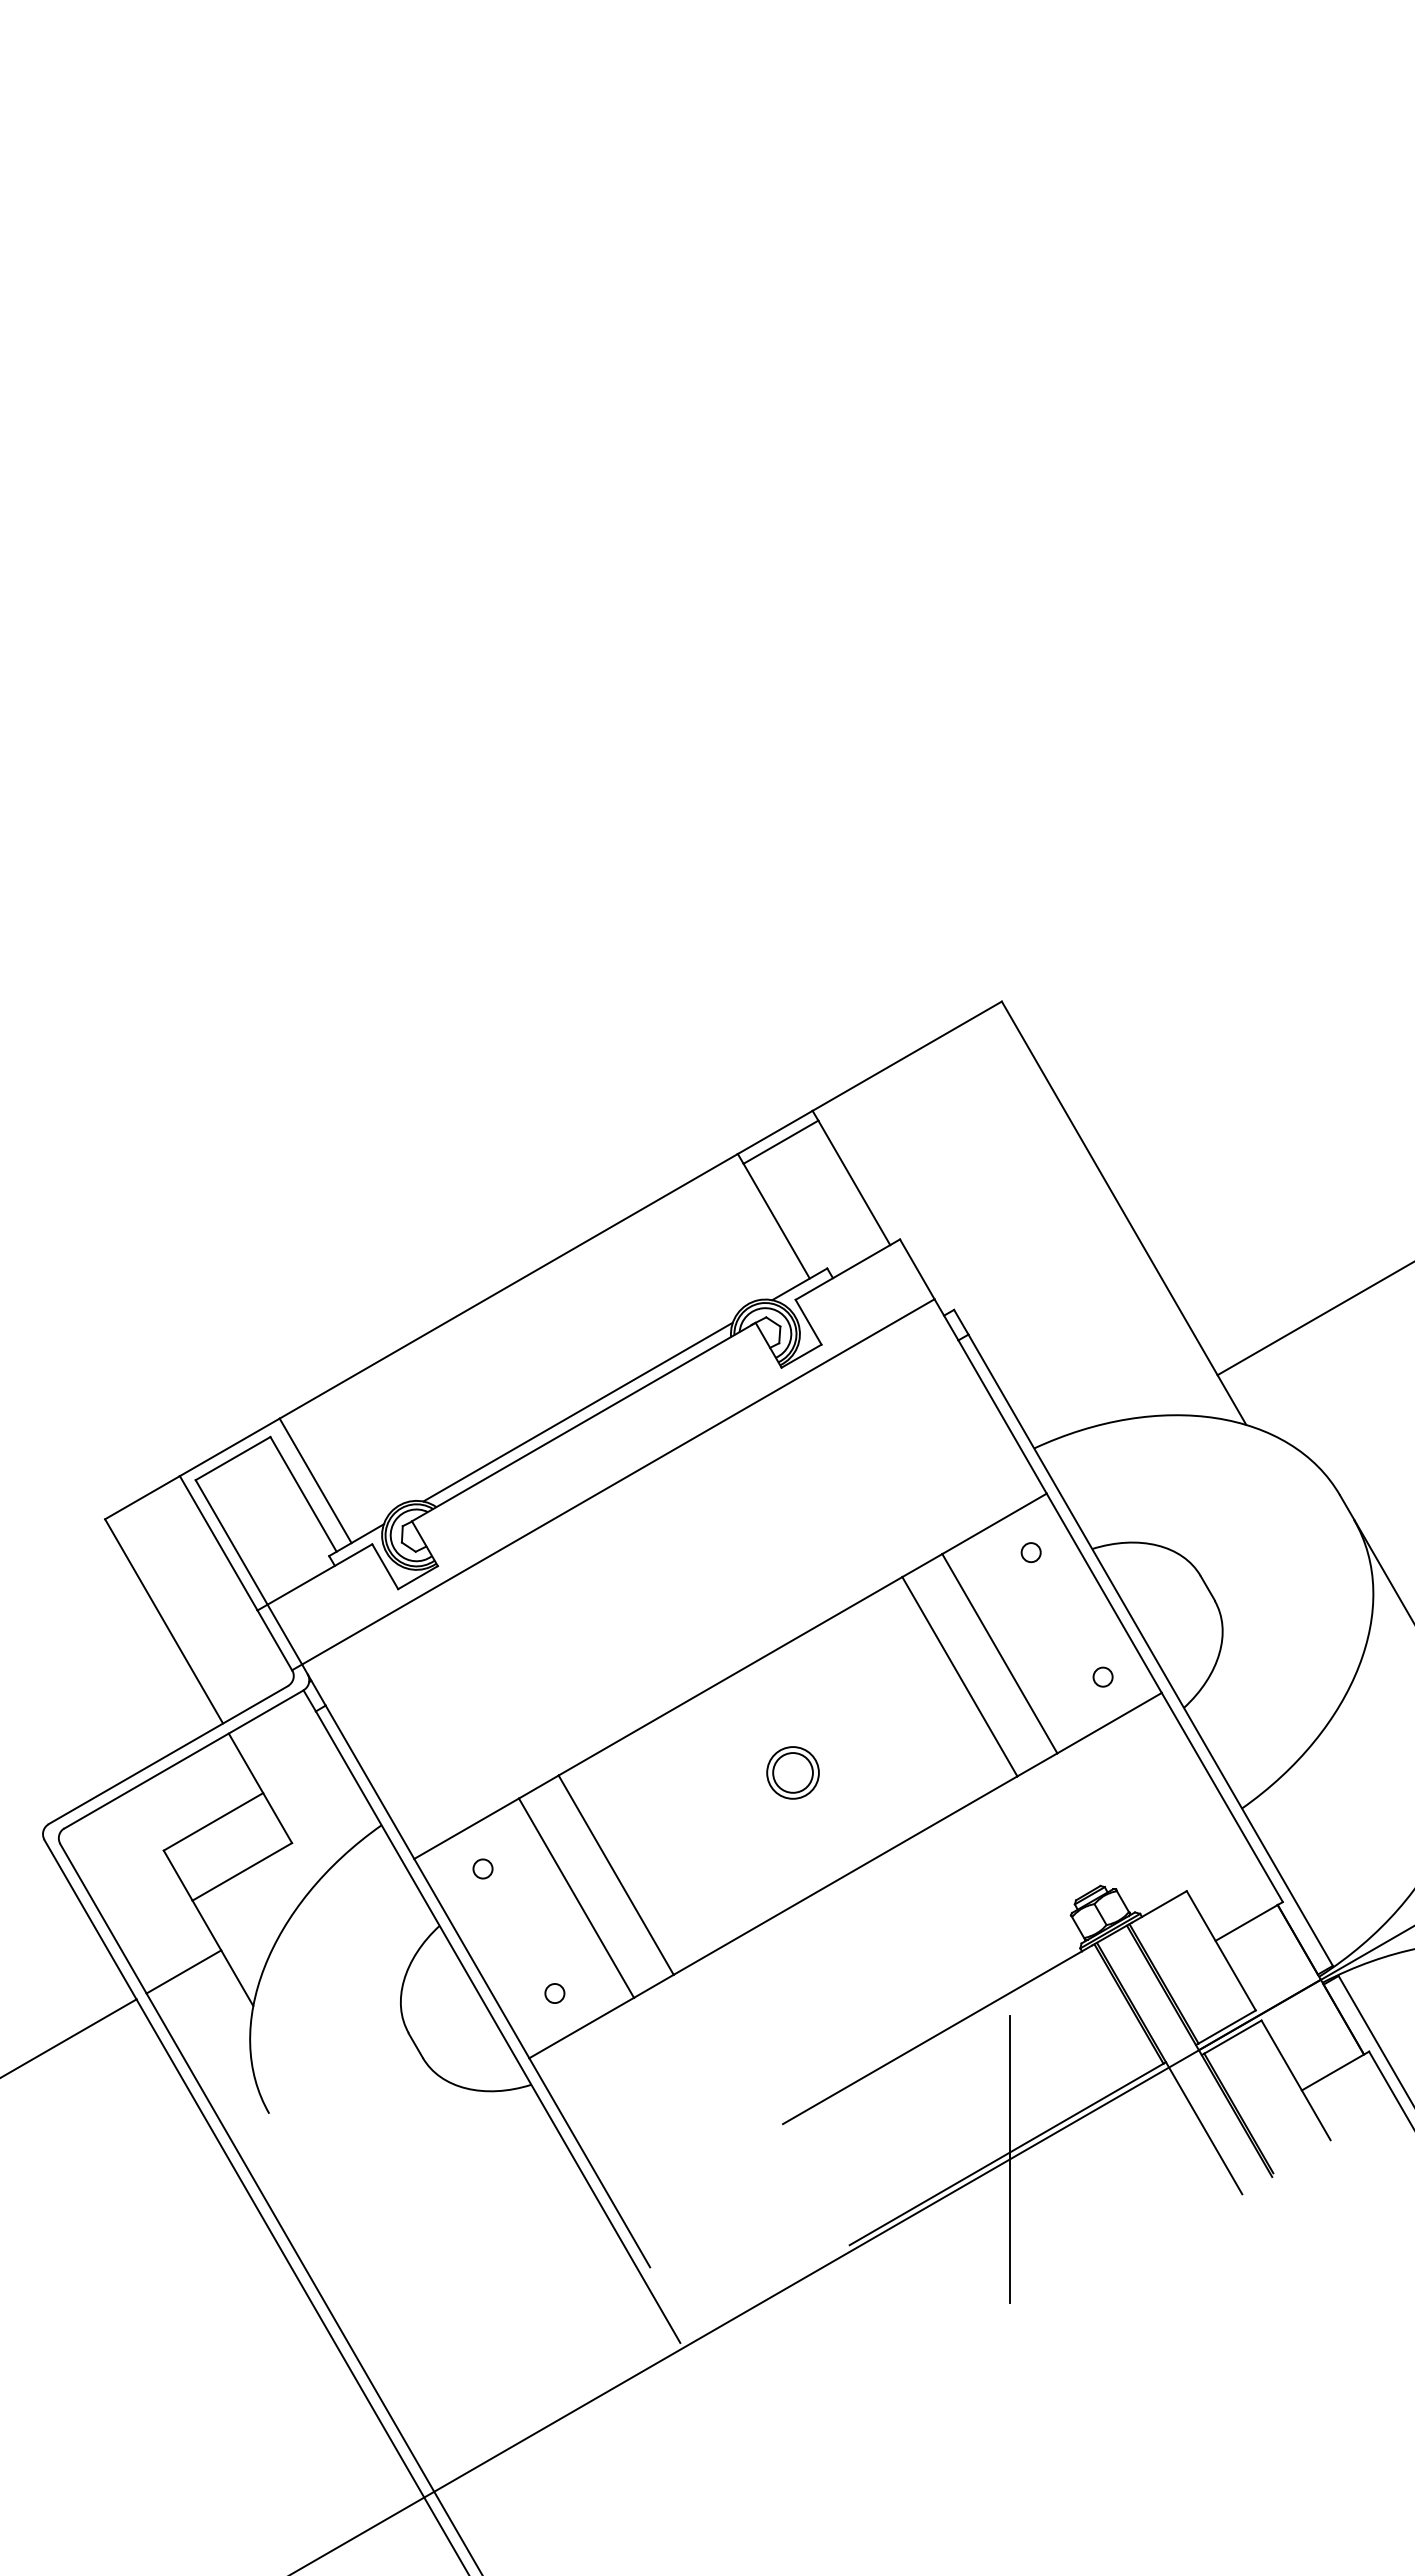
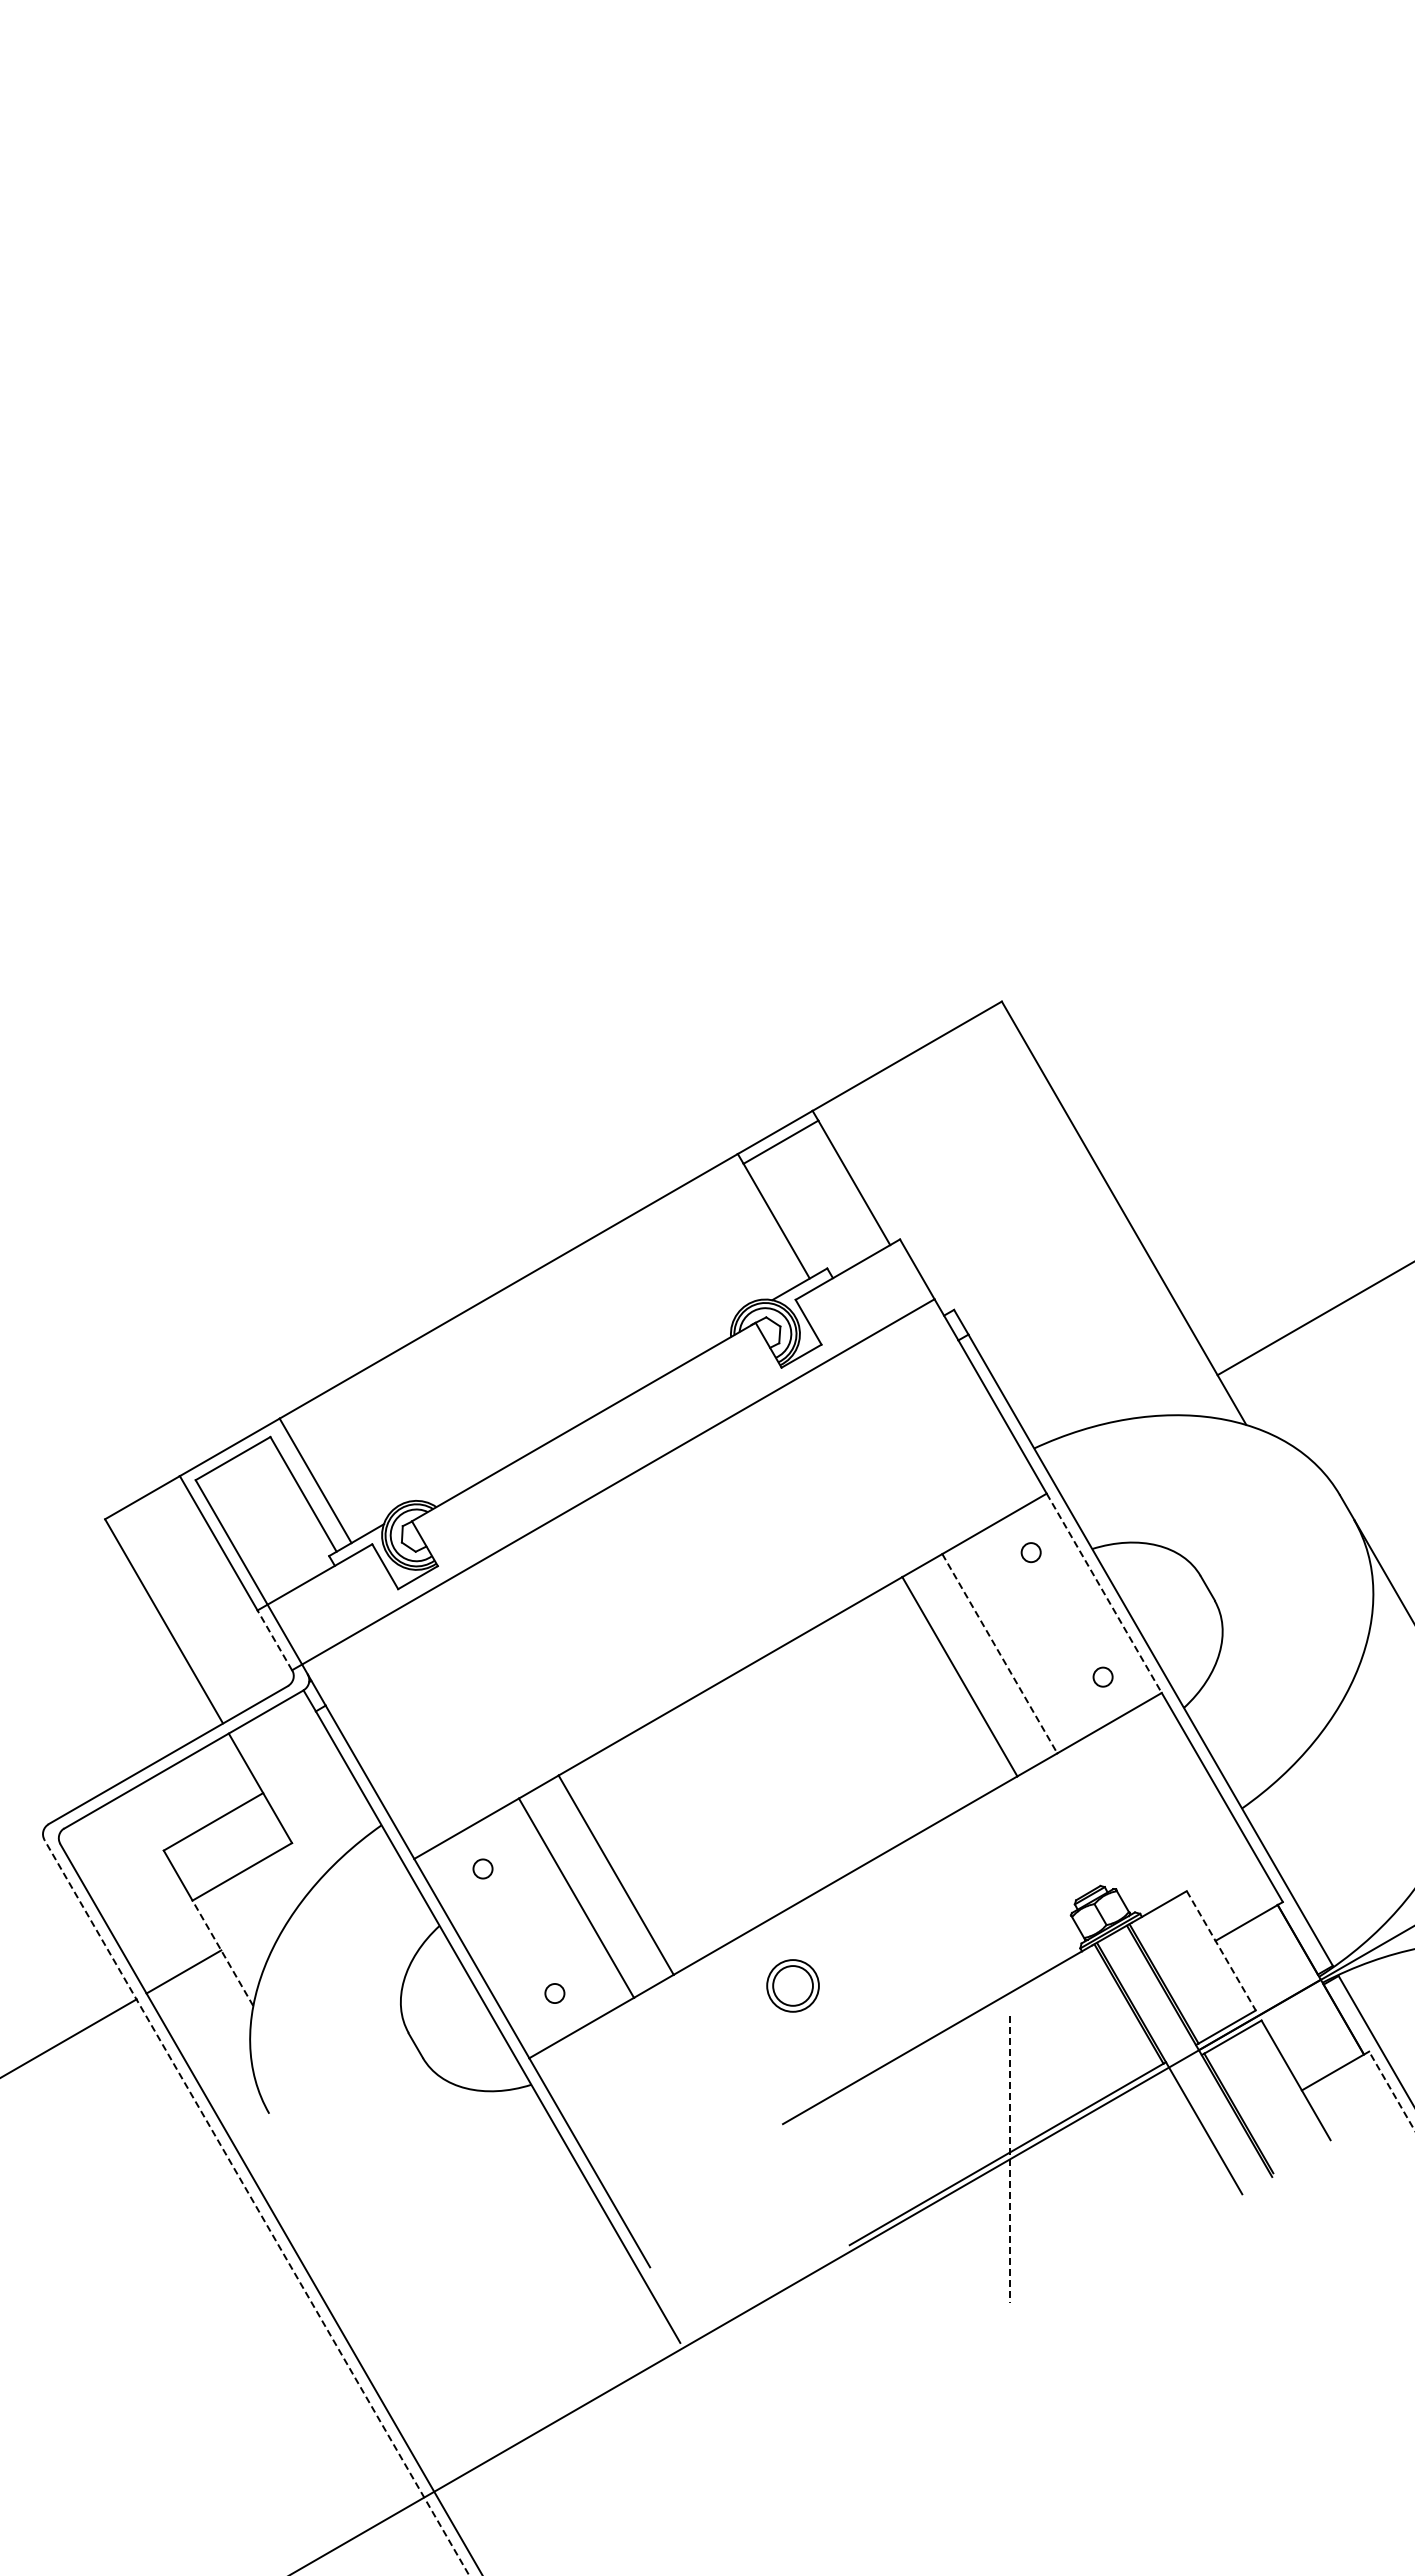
line: present -> none (577, 1411)
line: solid -> dashed (1104, 1593)
line: solid -> dashed (274, 1640)
line: solid -> dashed (1000, 1654)
part position: (792, 1772) -> (792, 1985) (792, 1985)
line: solid -> dashed (1221, 1950)
line: solid -> dashed (222, 1953)
line: solid -> dashed (1391, 2090)
line: solid -> dashed (1009, 2159)
line: solid -> dashed (256, 2207)
